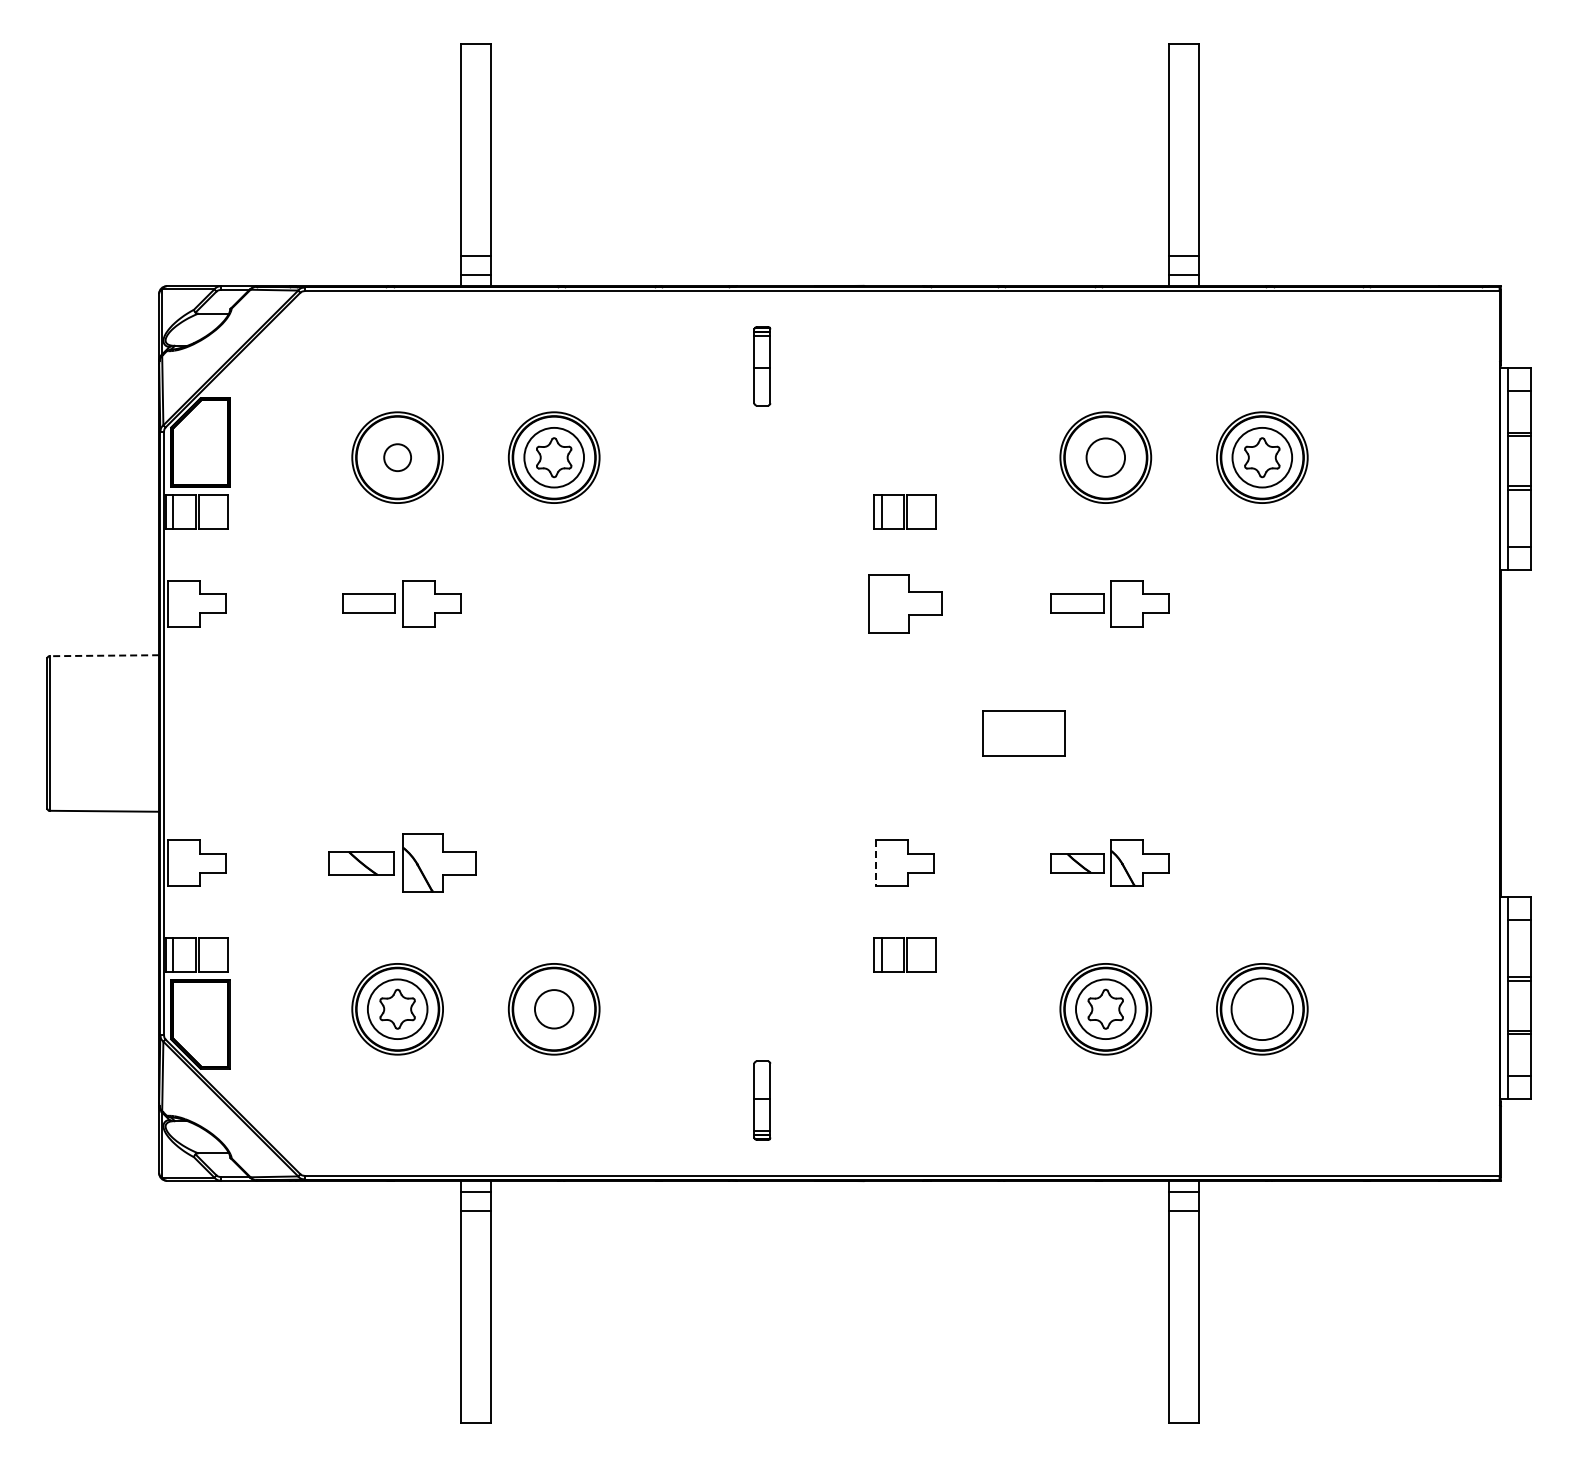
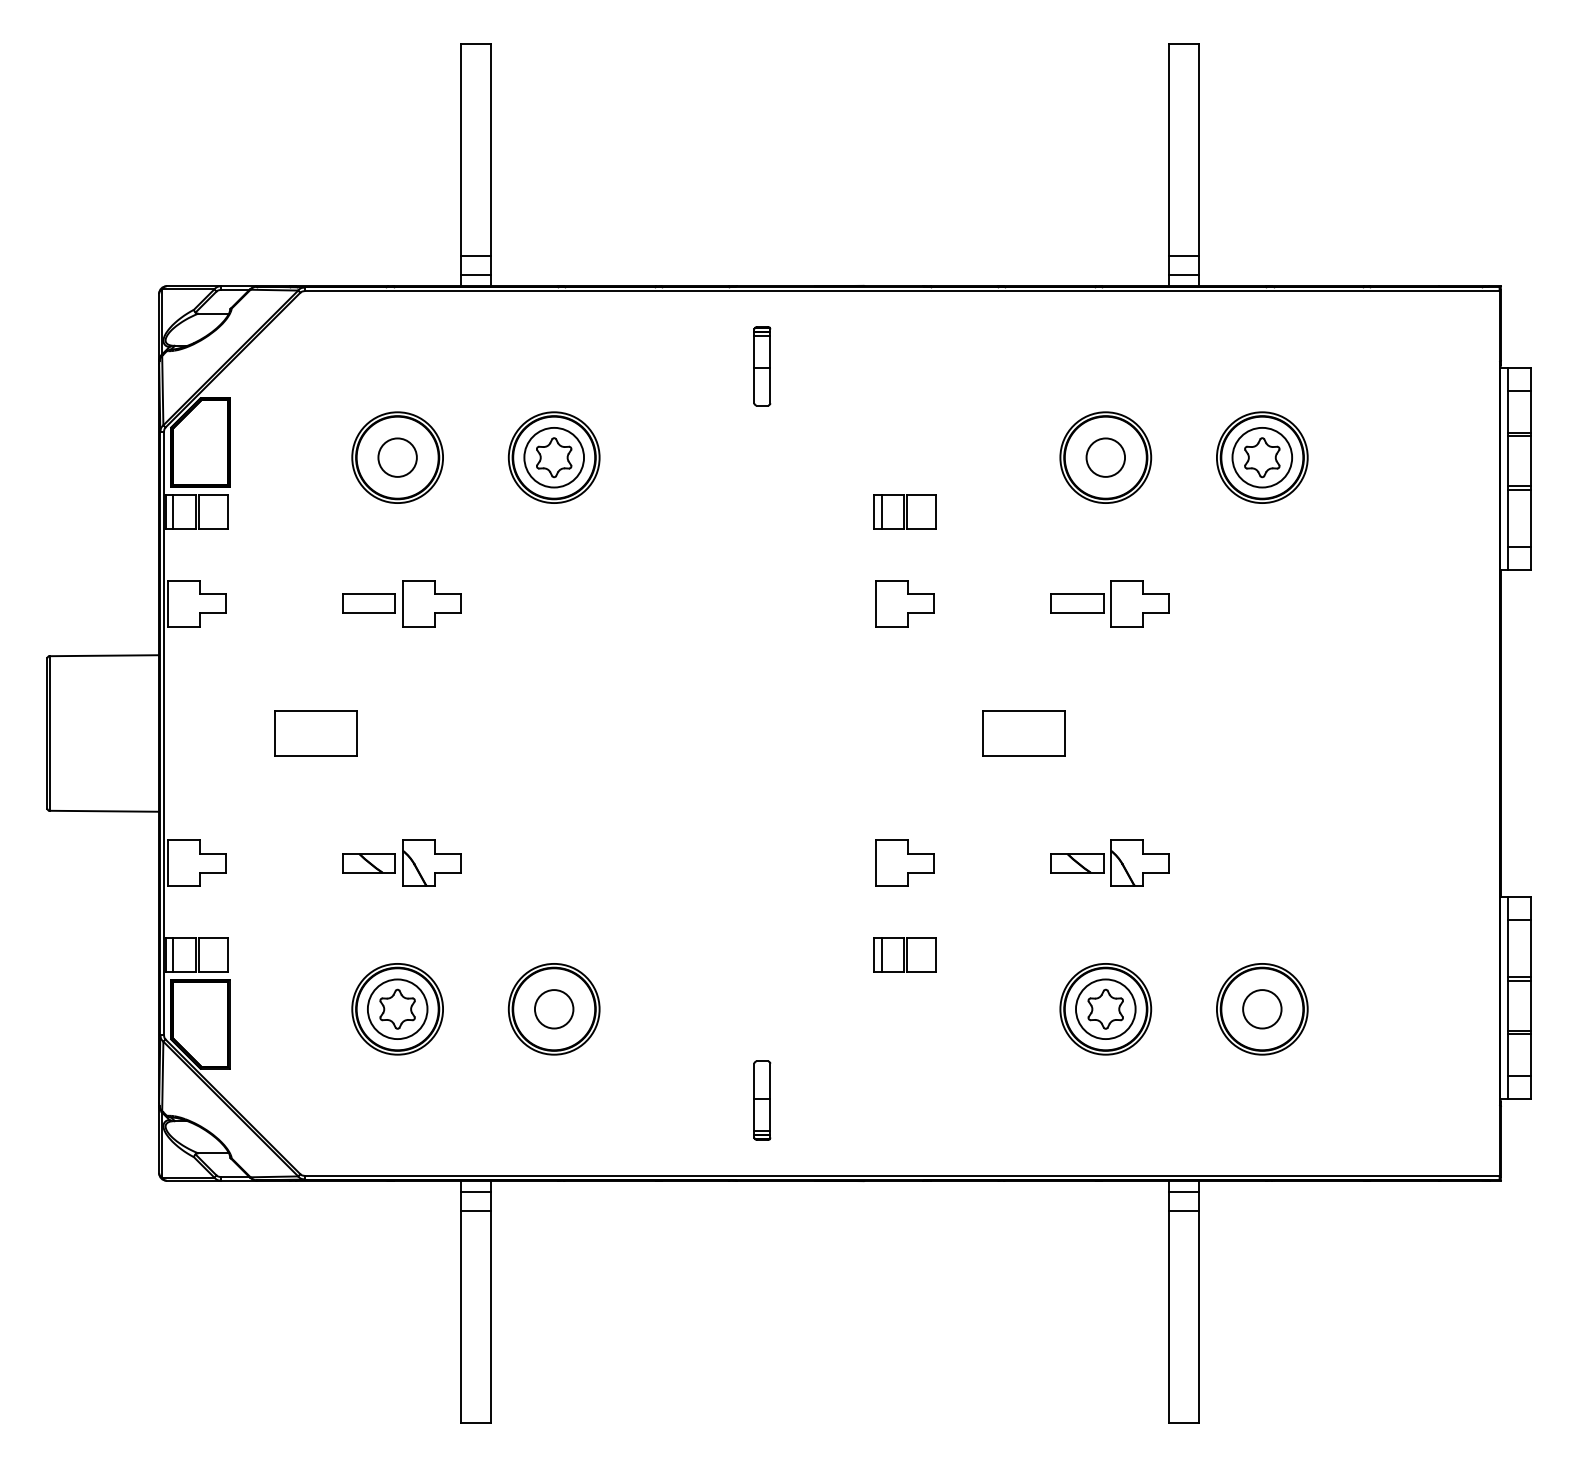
circle diameter: 27 px -> 38 px (397, 457)
part size: 75x60 px -> 60x48 px (904, 603)
line: dashed -> solid (104, 655)
part: none -> present (315, 733)
part size: 149x60 px -> 120x48 px (401, 862)
line: dashed -> solid (876, 863)
circle diameter: 62 px -> 38 px (1262, 1009)
